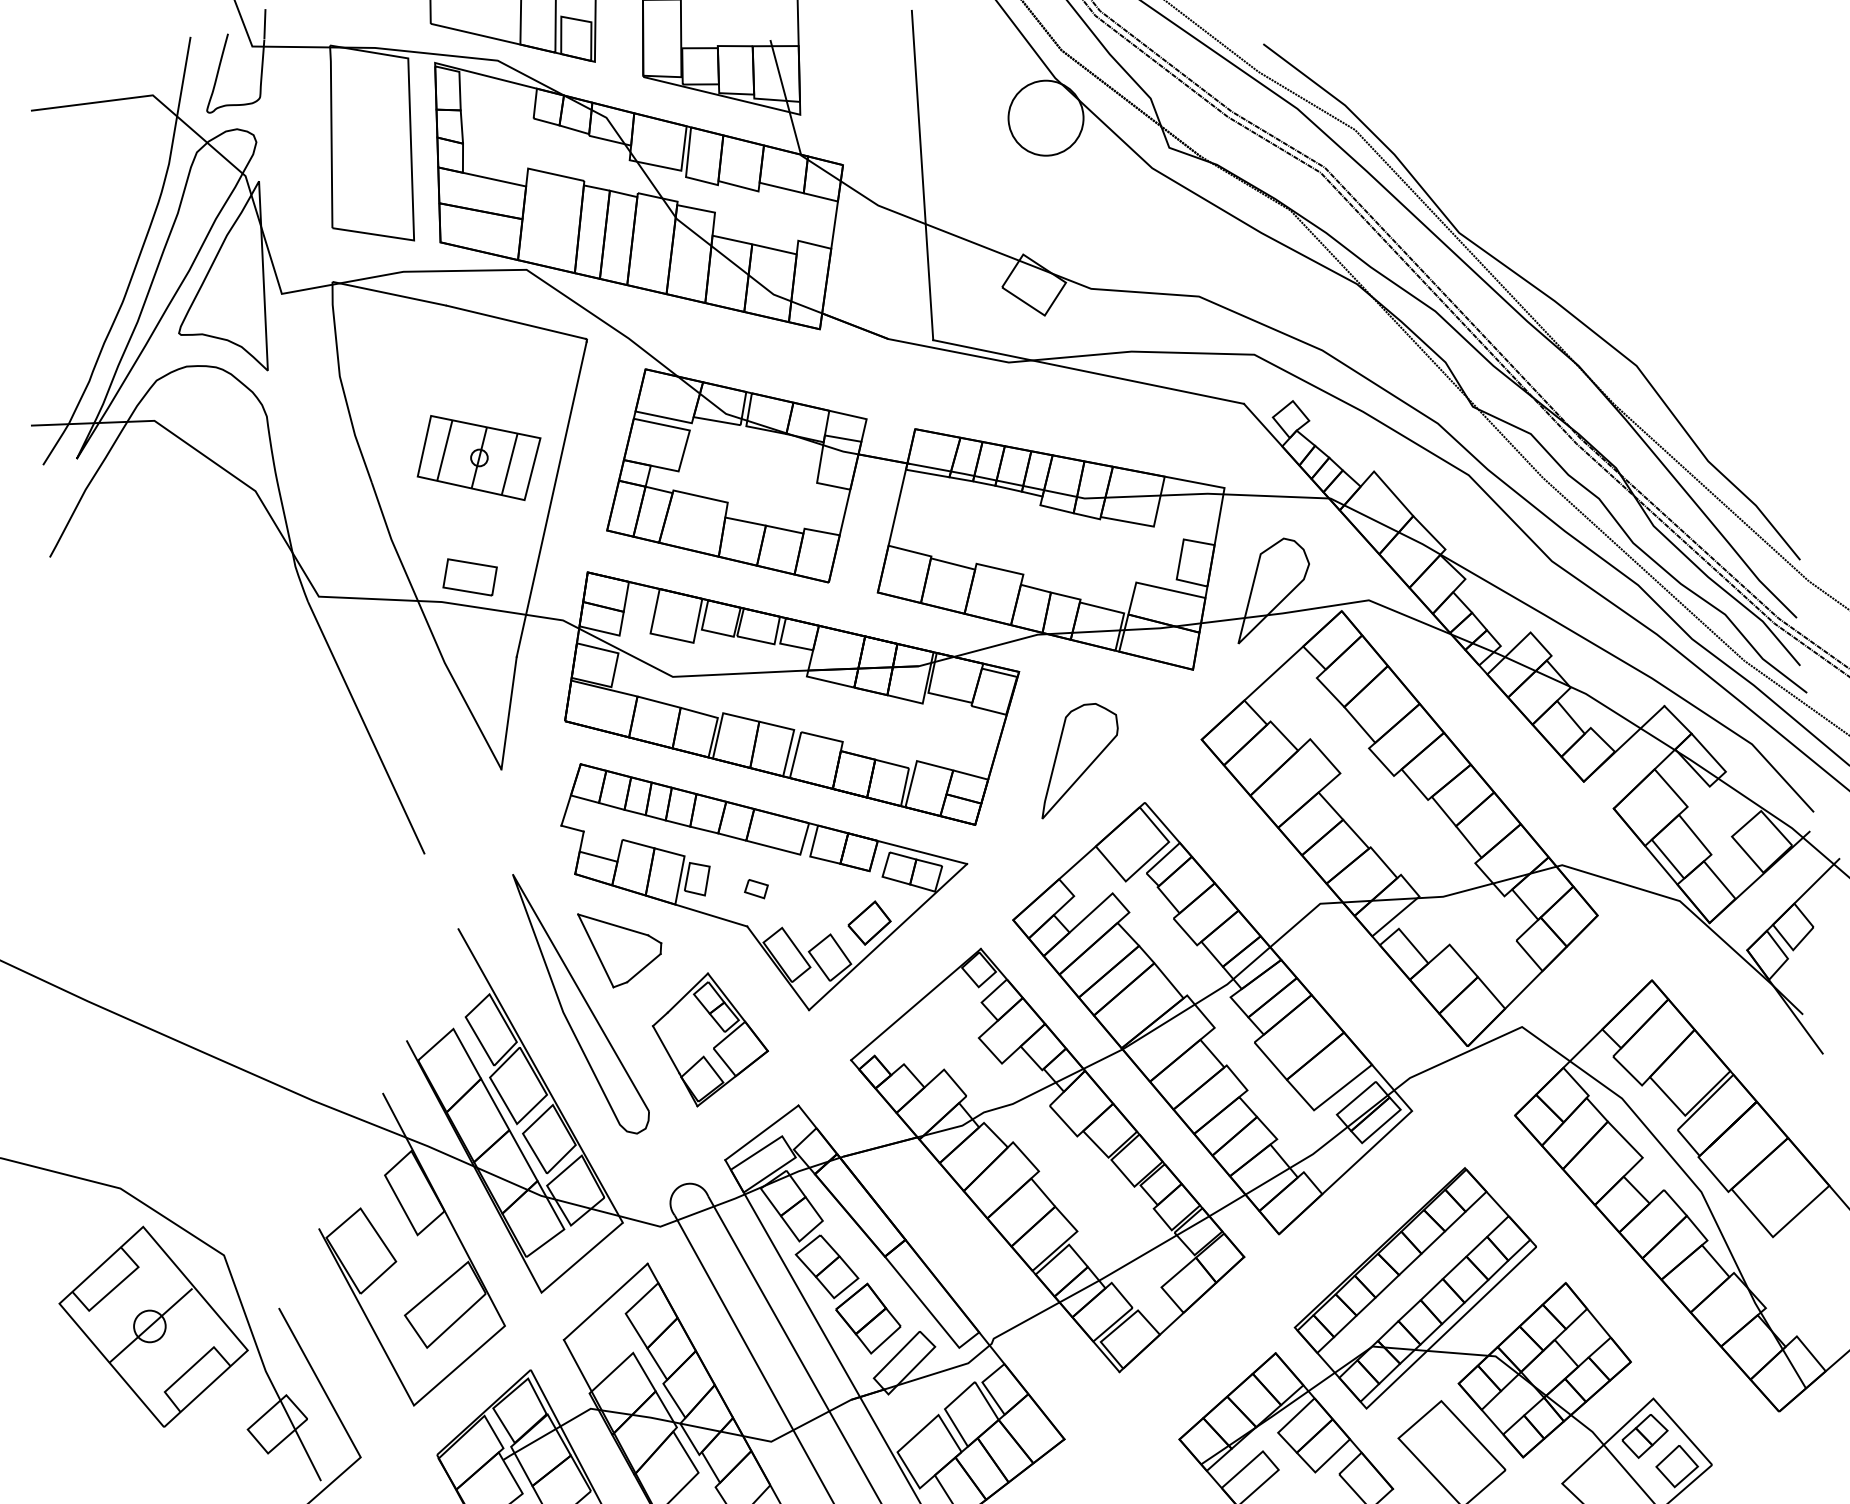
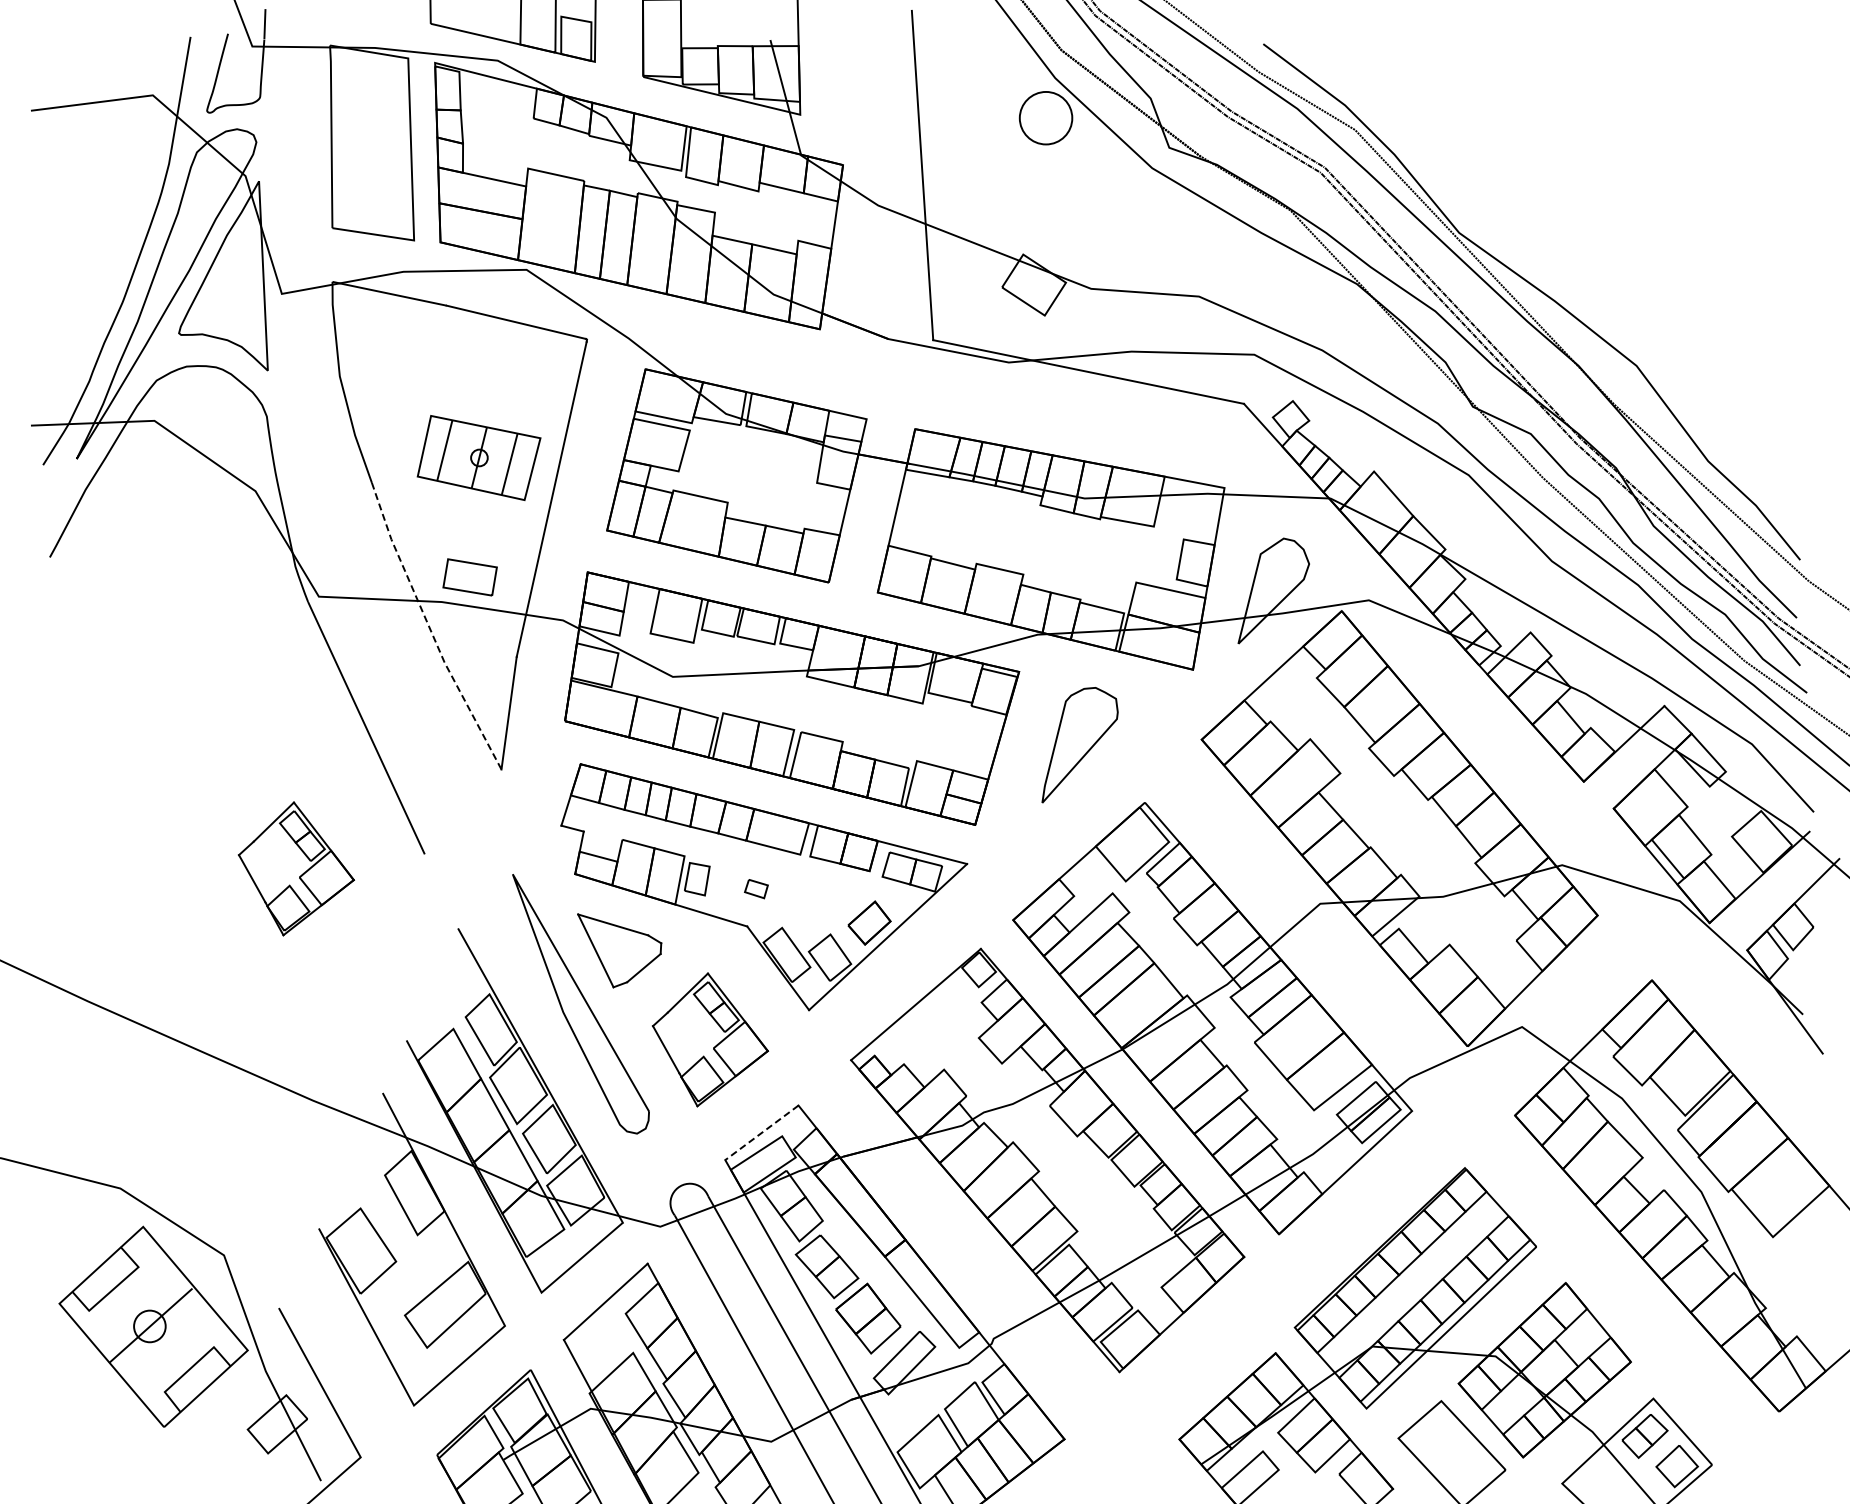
circle diameter: 75 px -> 52 px (1045, 117)
line: solid -> dashed (430, 629)
part position: (1079, 761) -> (1079, 745) (1079, 745)
part: none -> present (296, 868)
line: solid -> dashed (761, 1132)
